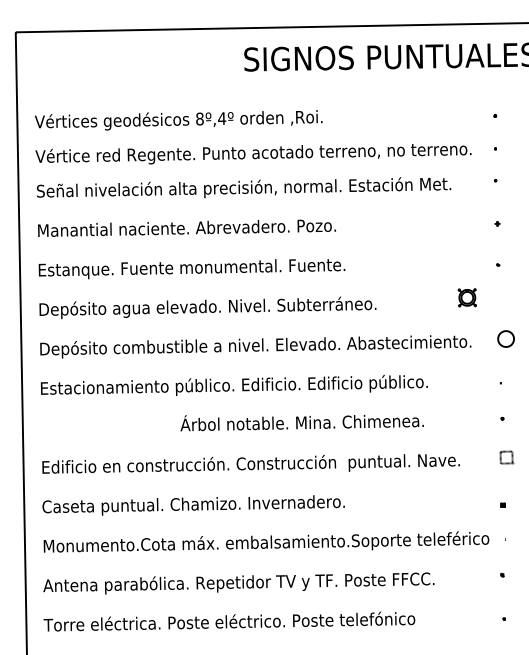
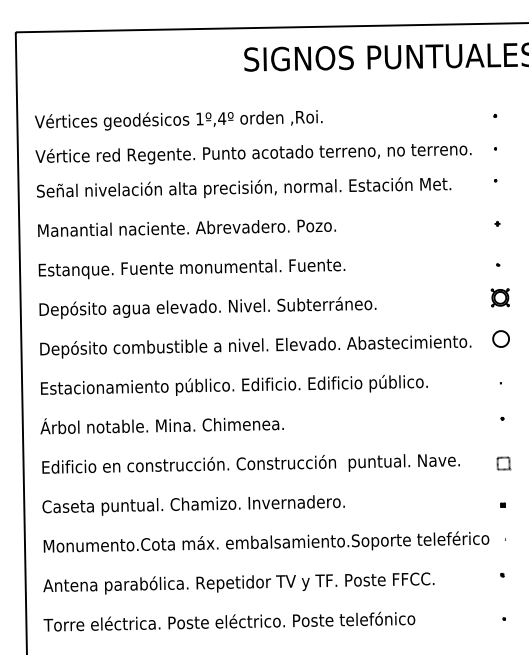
text: 8º,4º -> 1º,4º (199, 118)
part position: (466, 297) -> (499, 297) (499, 297)
part position: (505, 338) -> (500, 338) (500, 338)
text position: (301, 423) -> (161, 426) (161, 426)
part position: (506, 457) -> (503, 463) (503, 463)
